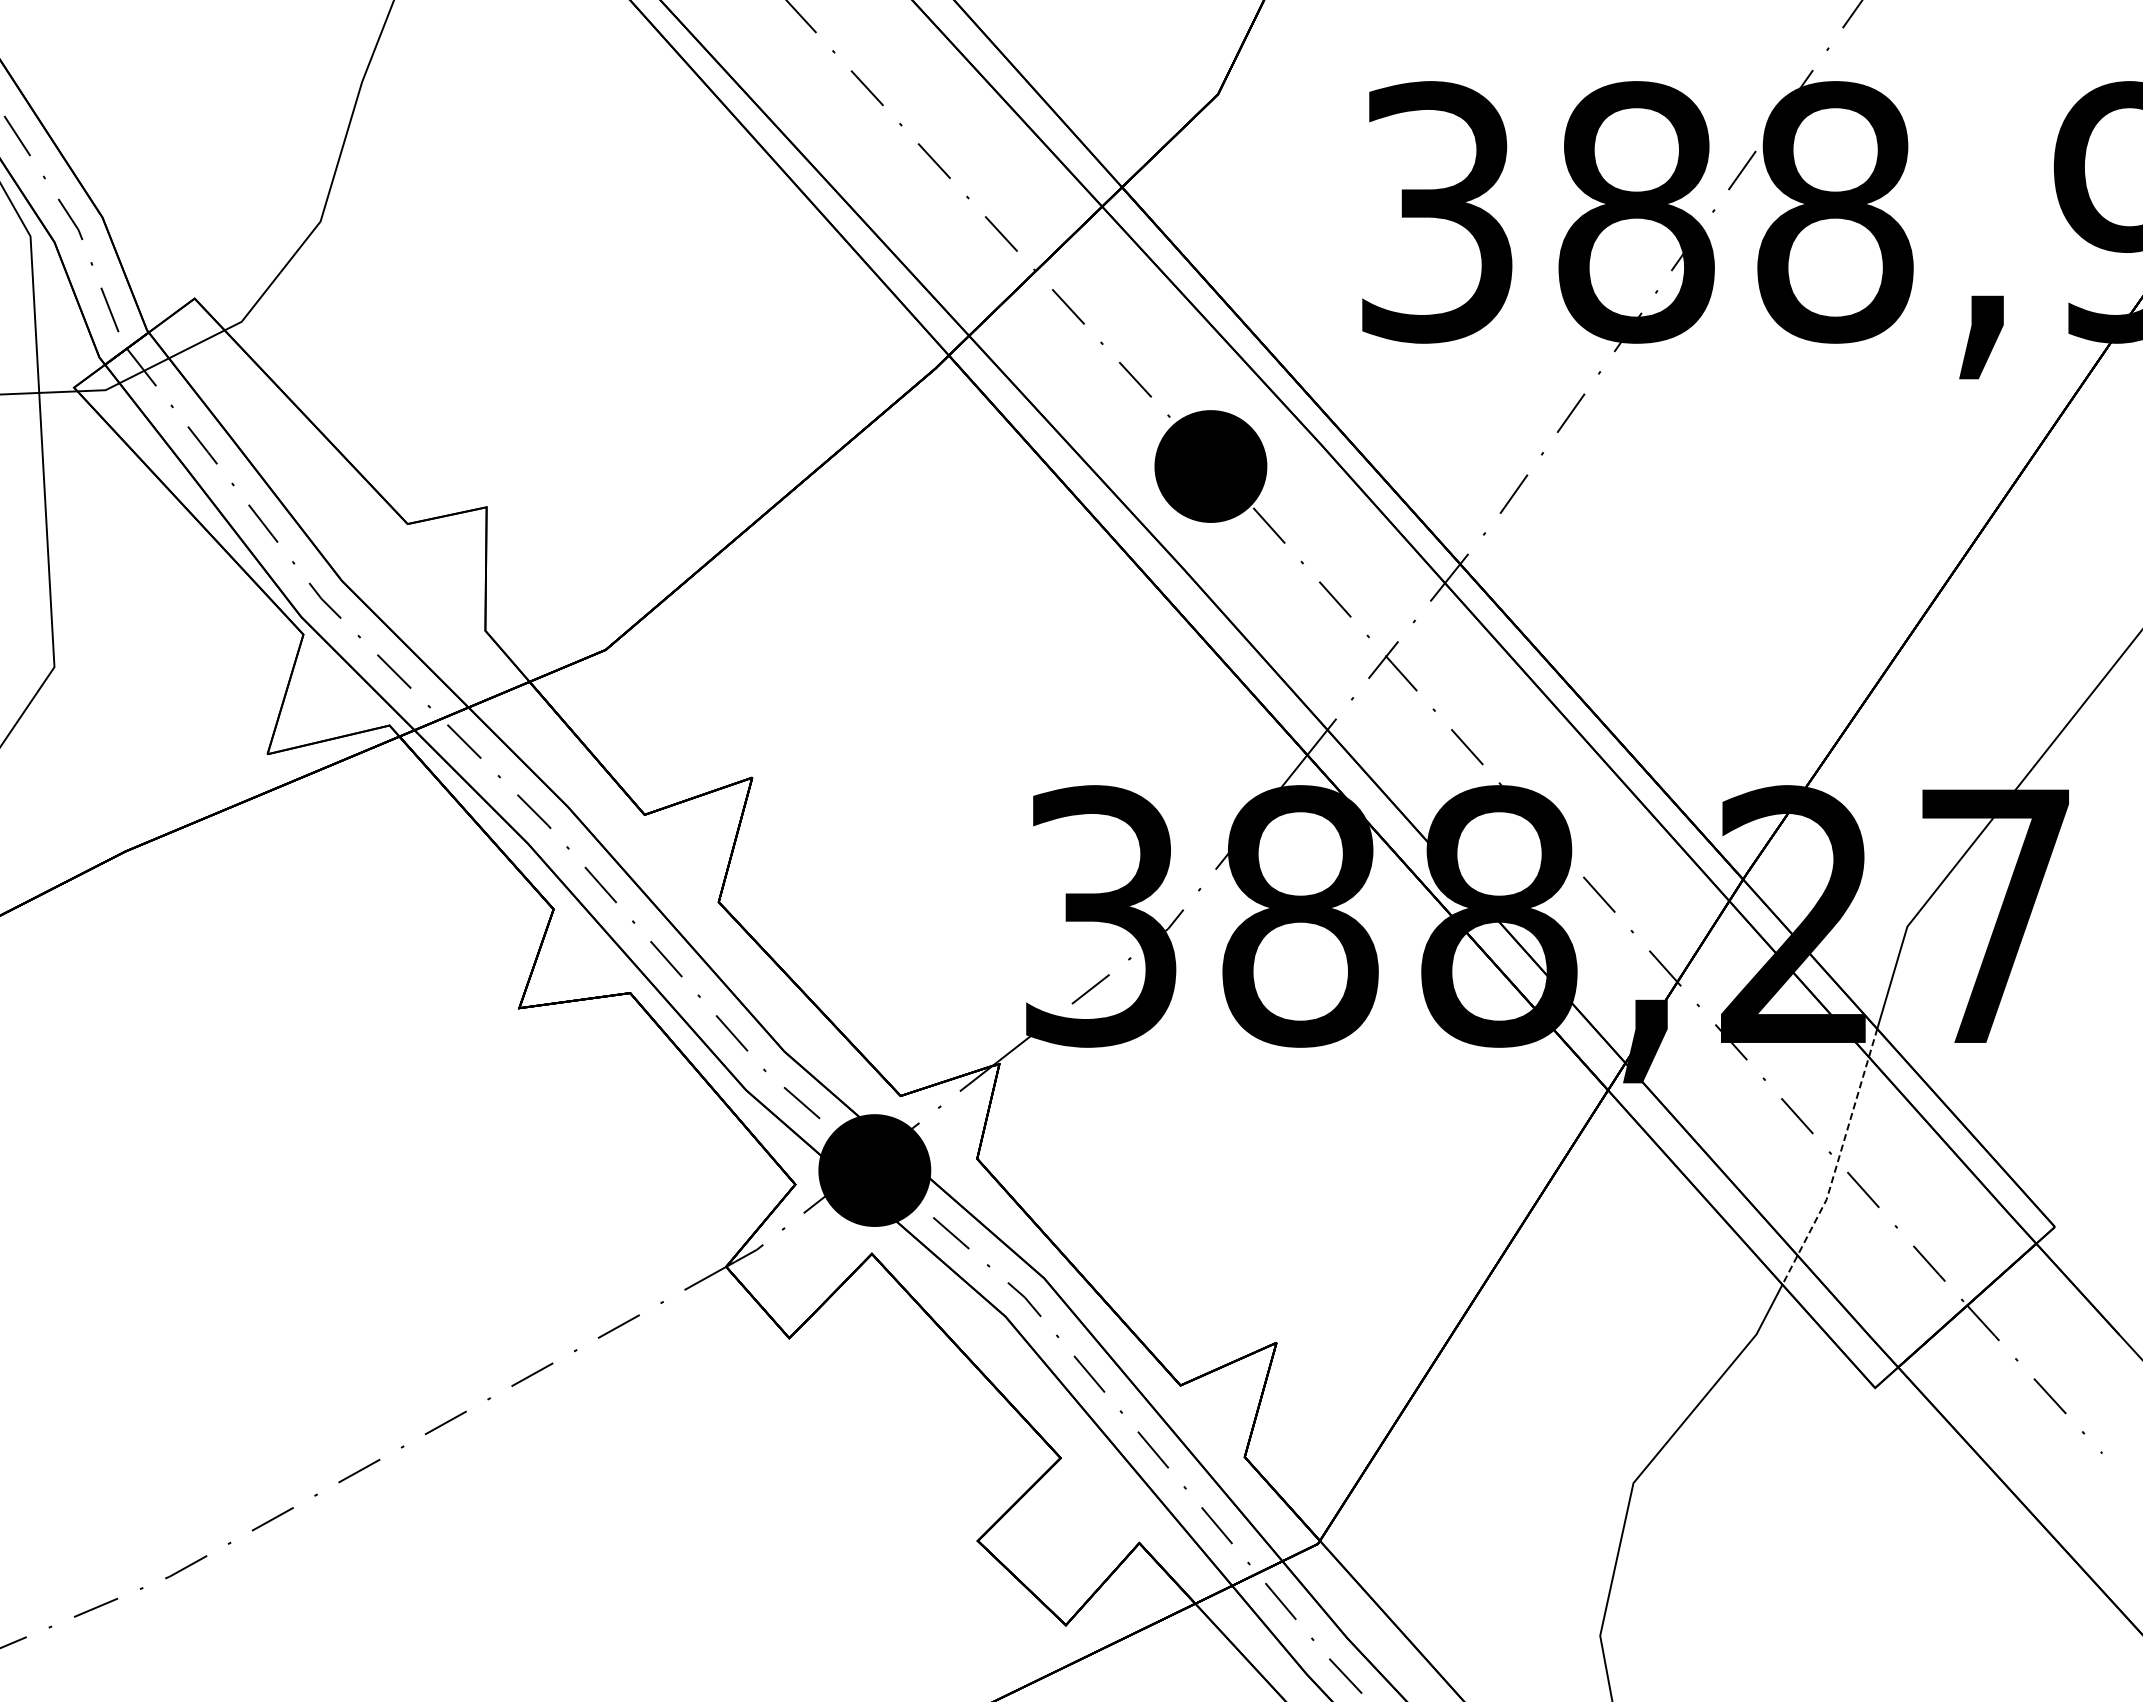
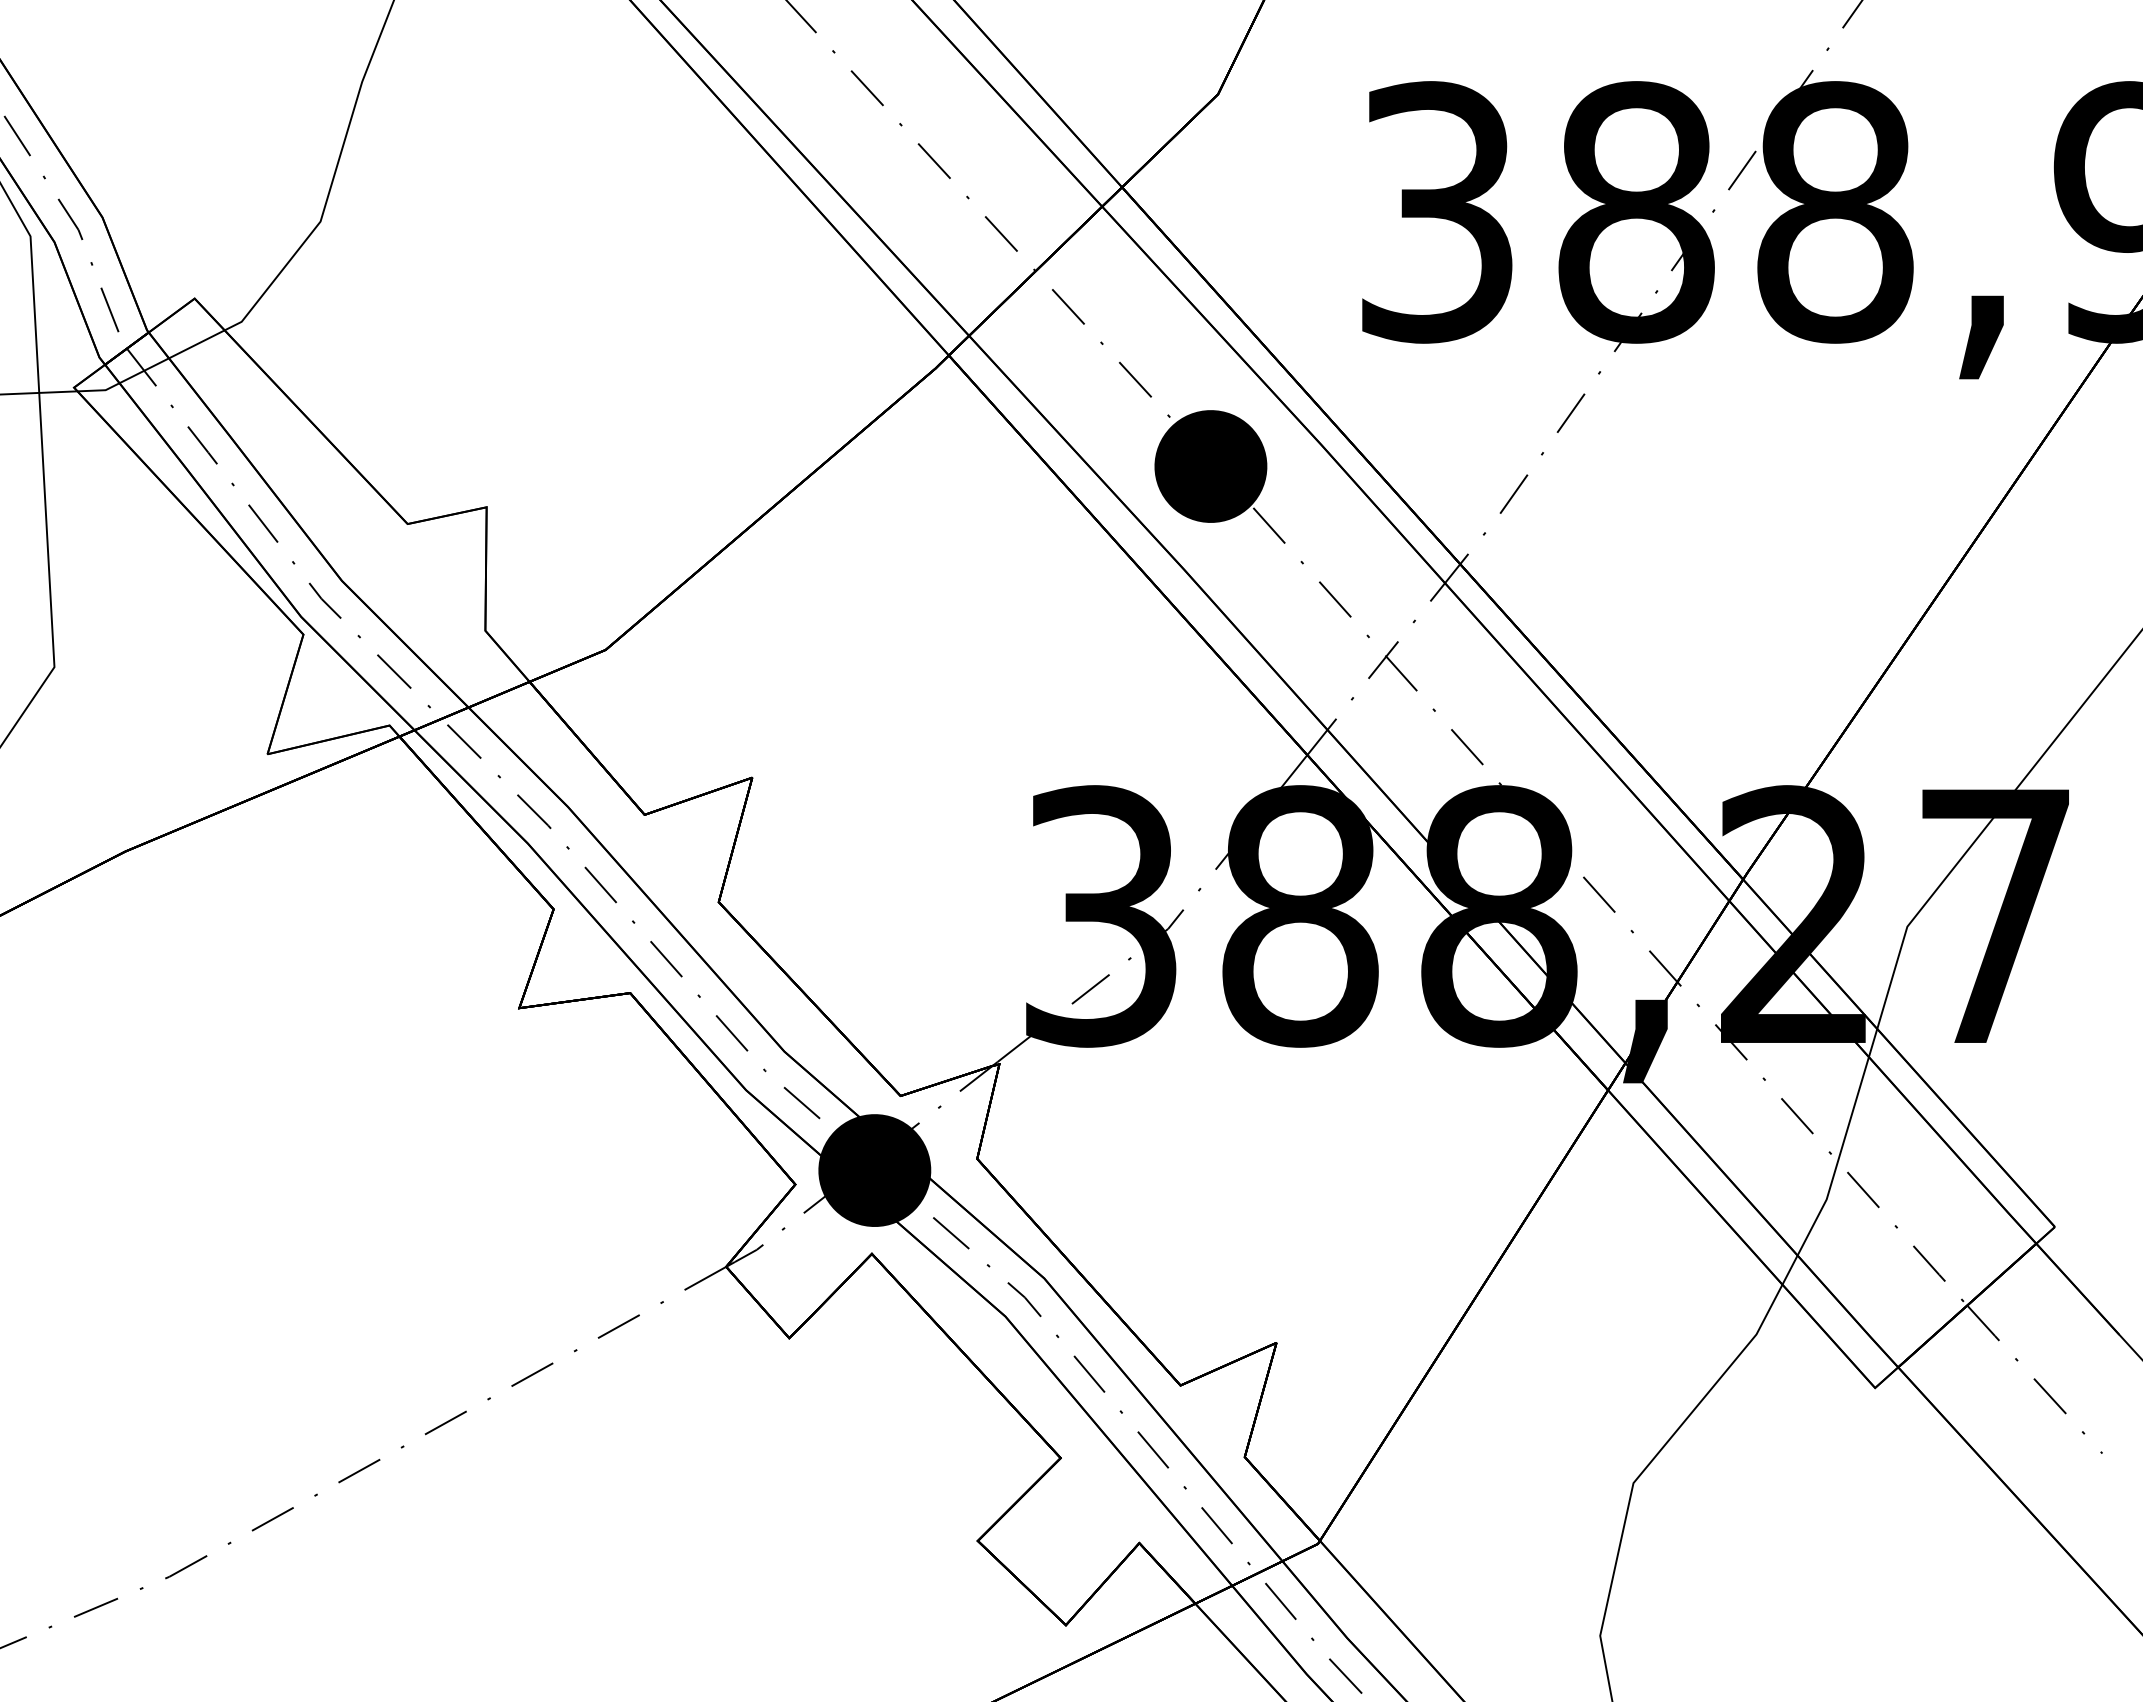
line: dashed -> solid (1838, 1161)
